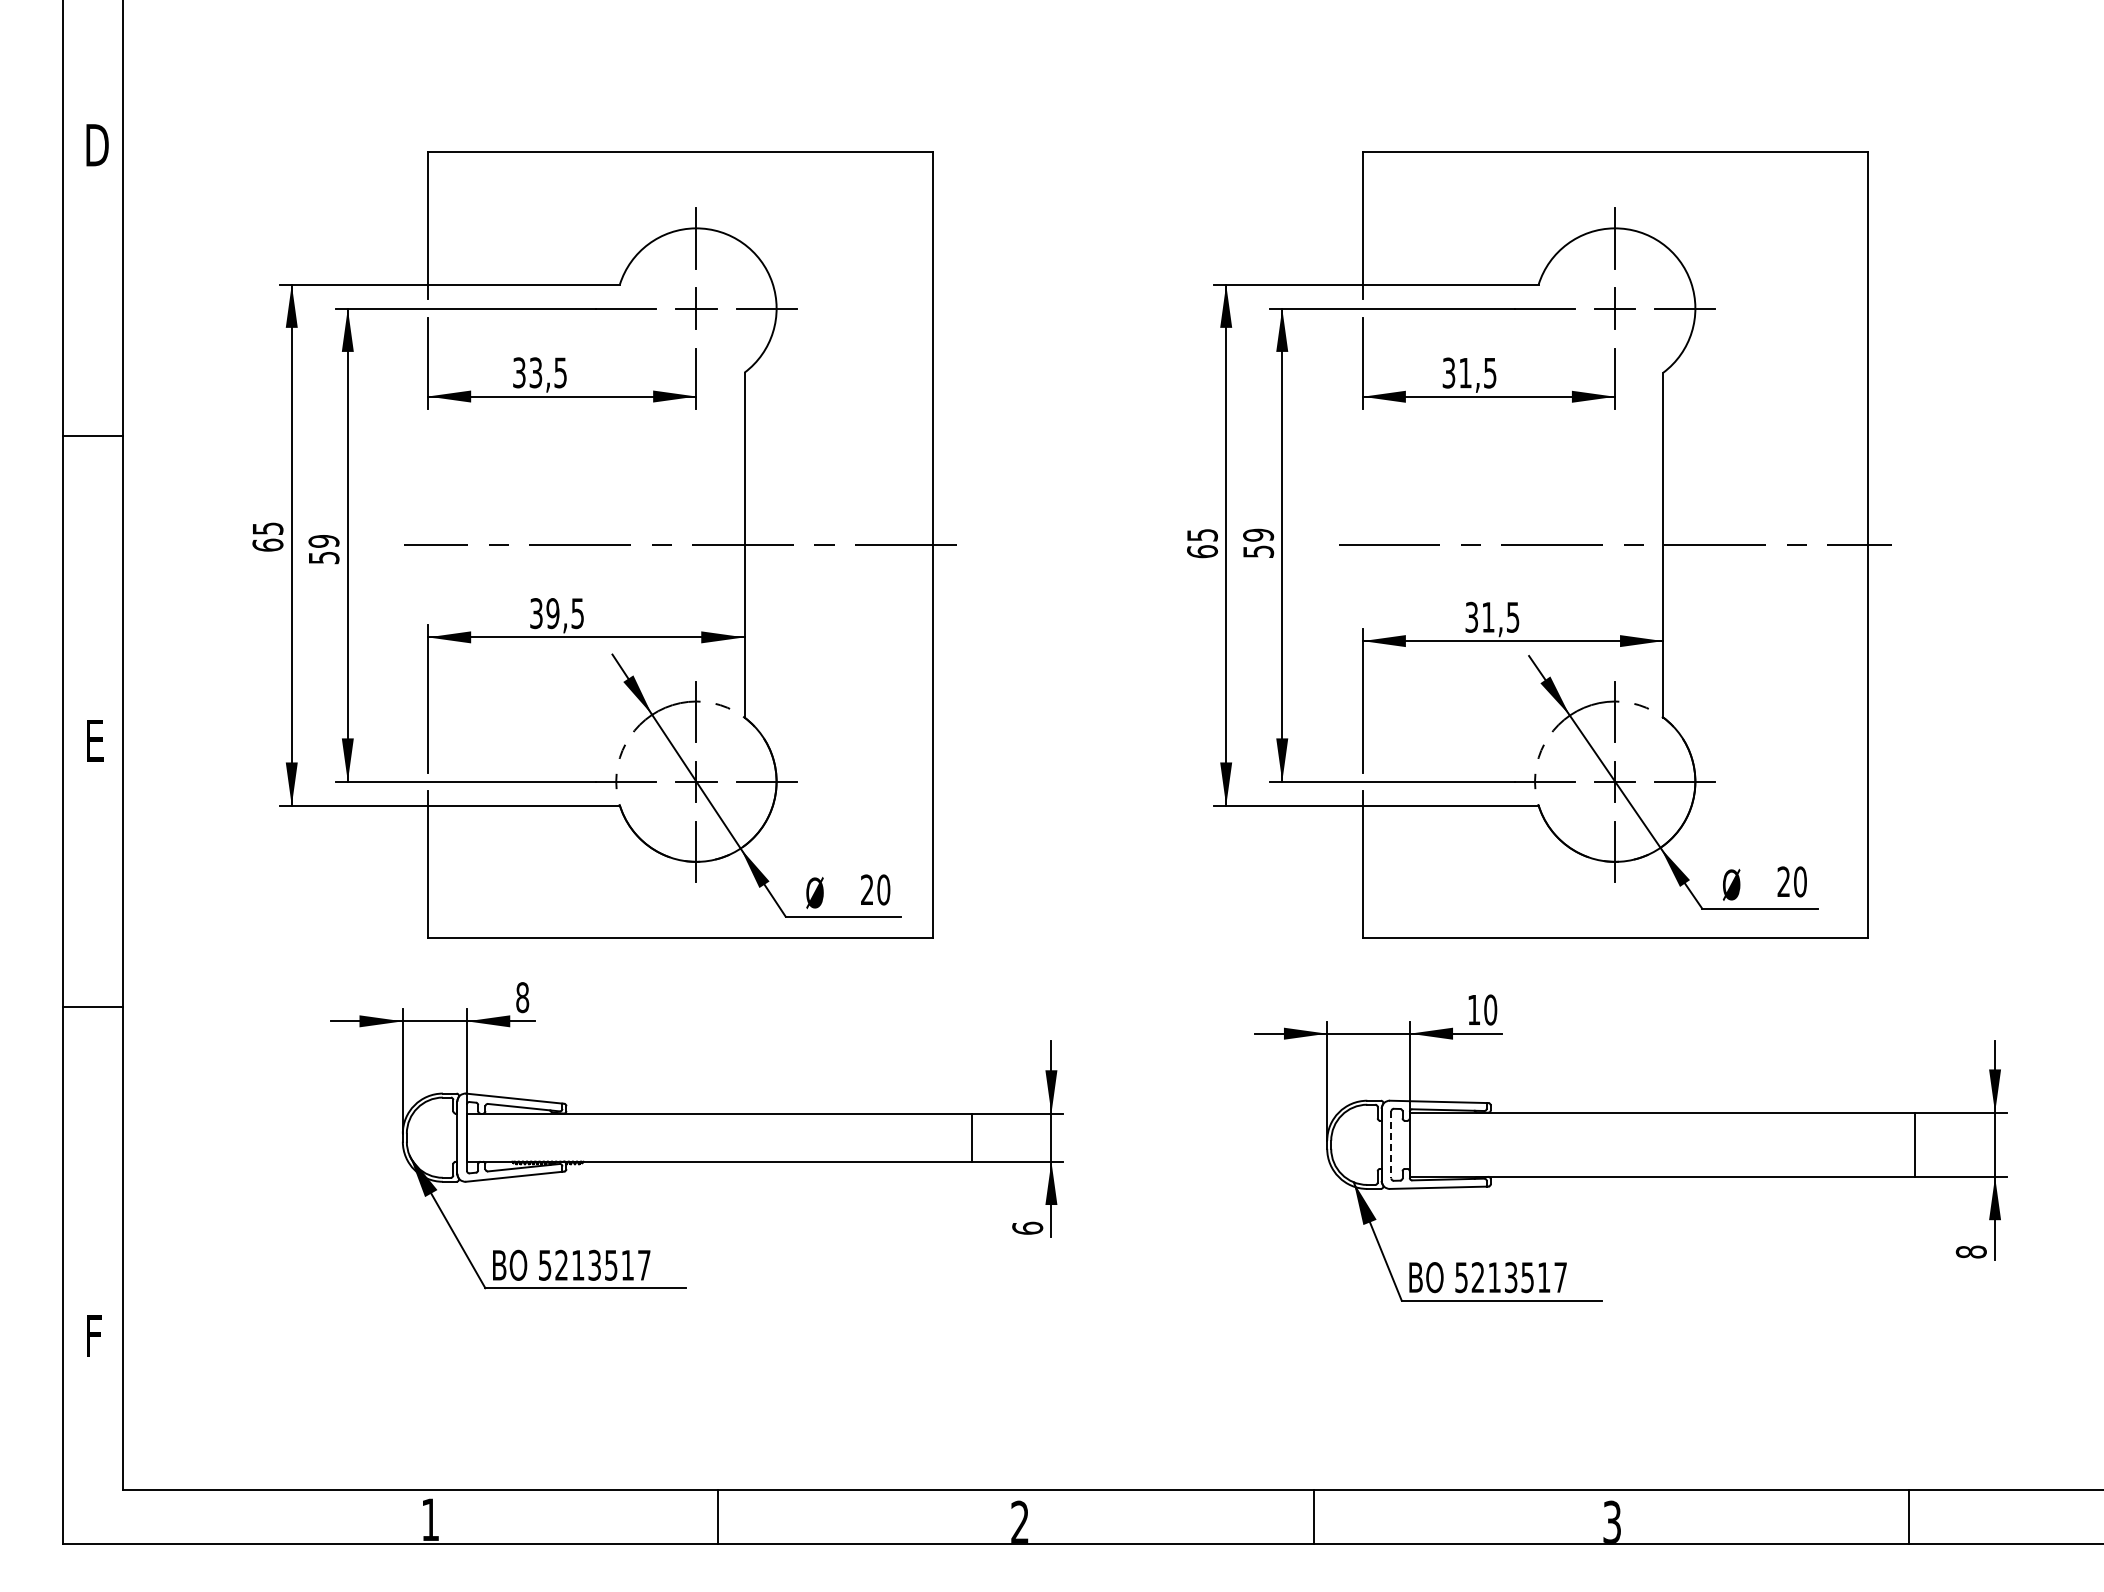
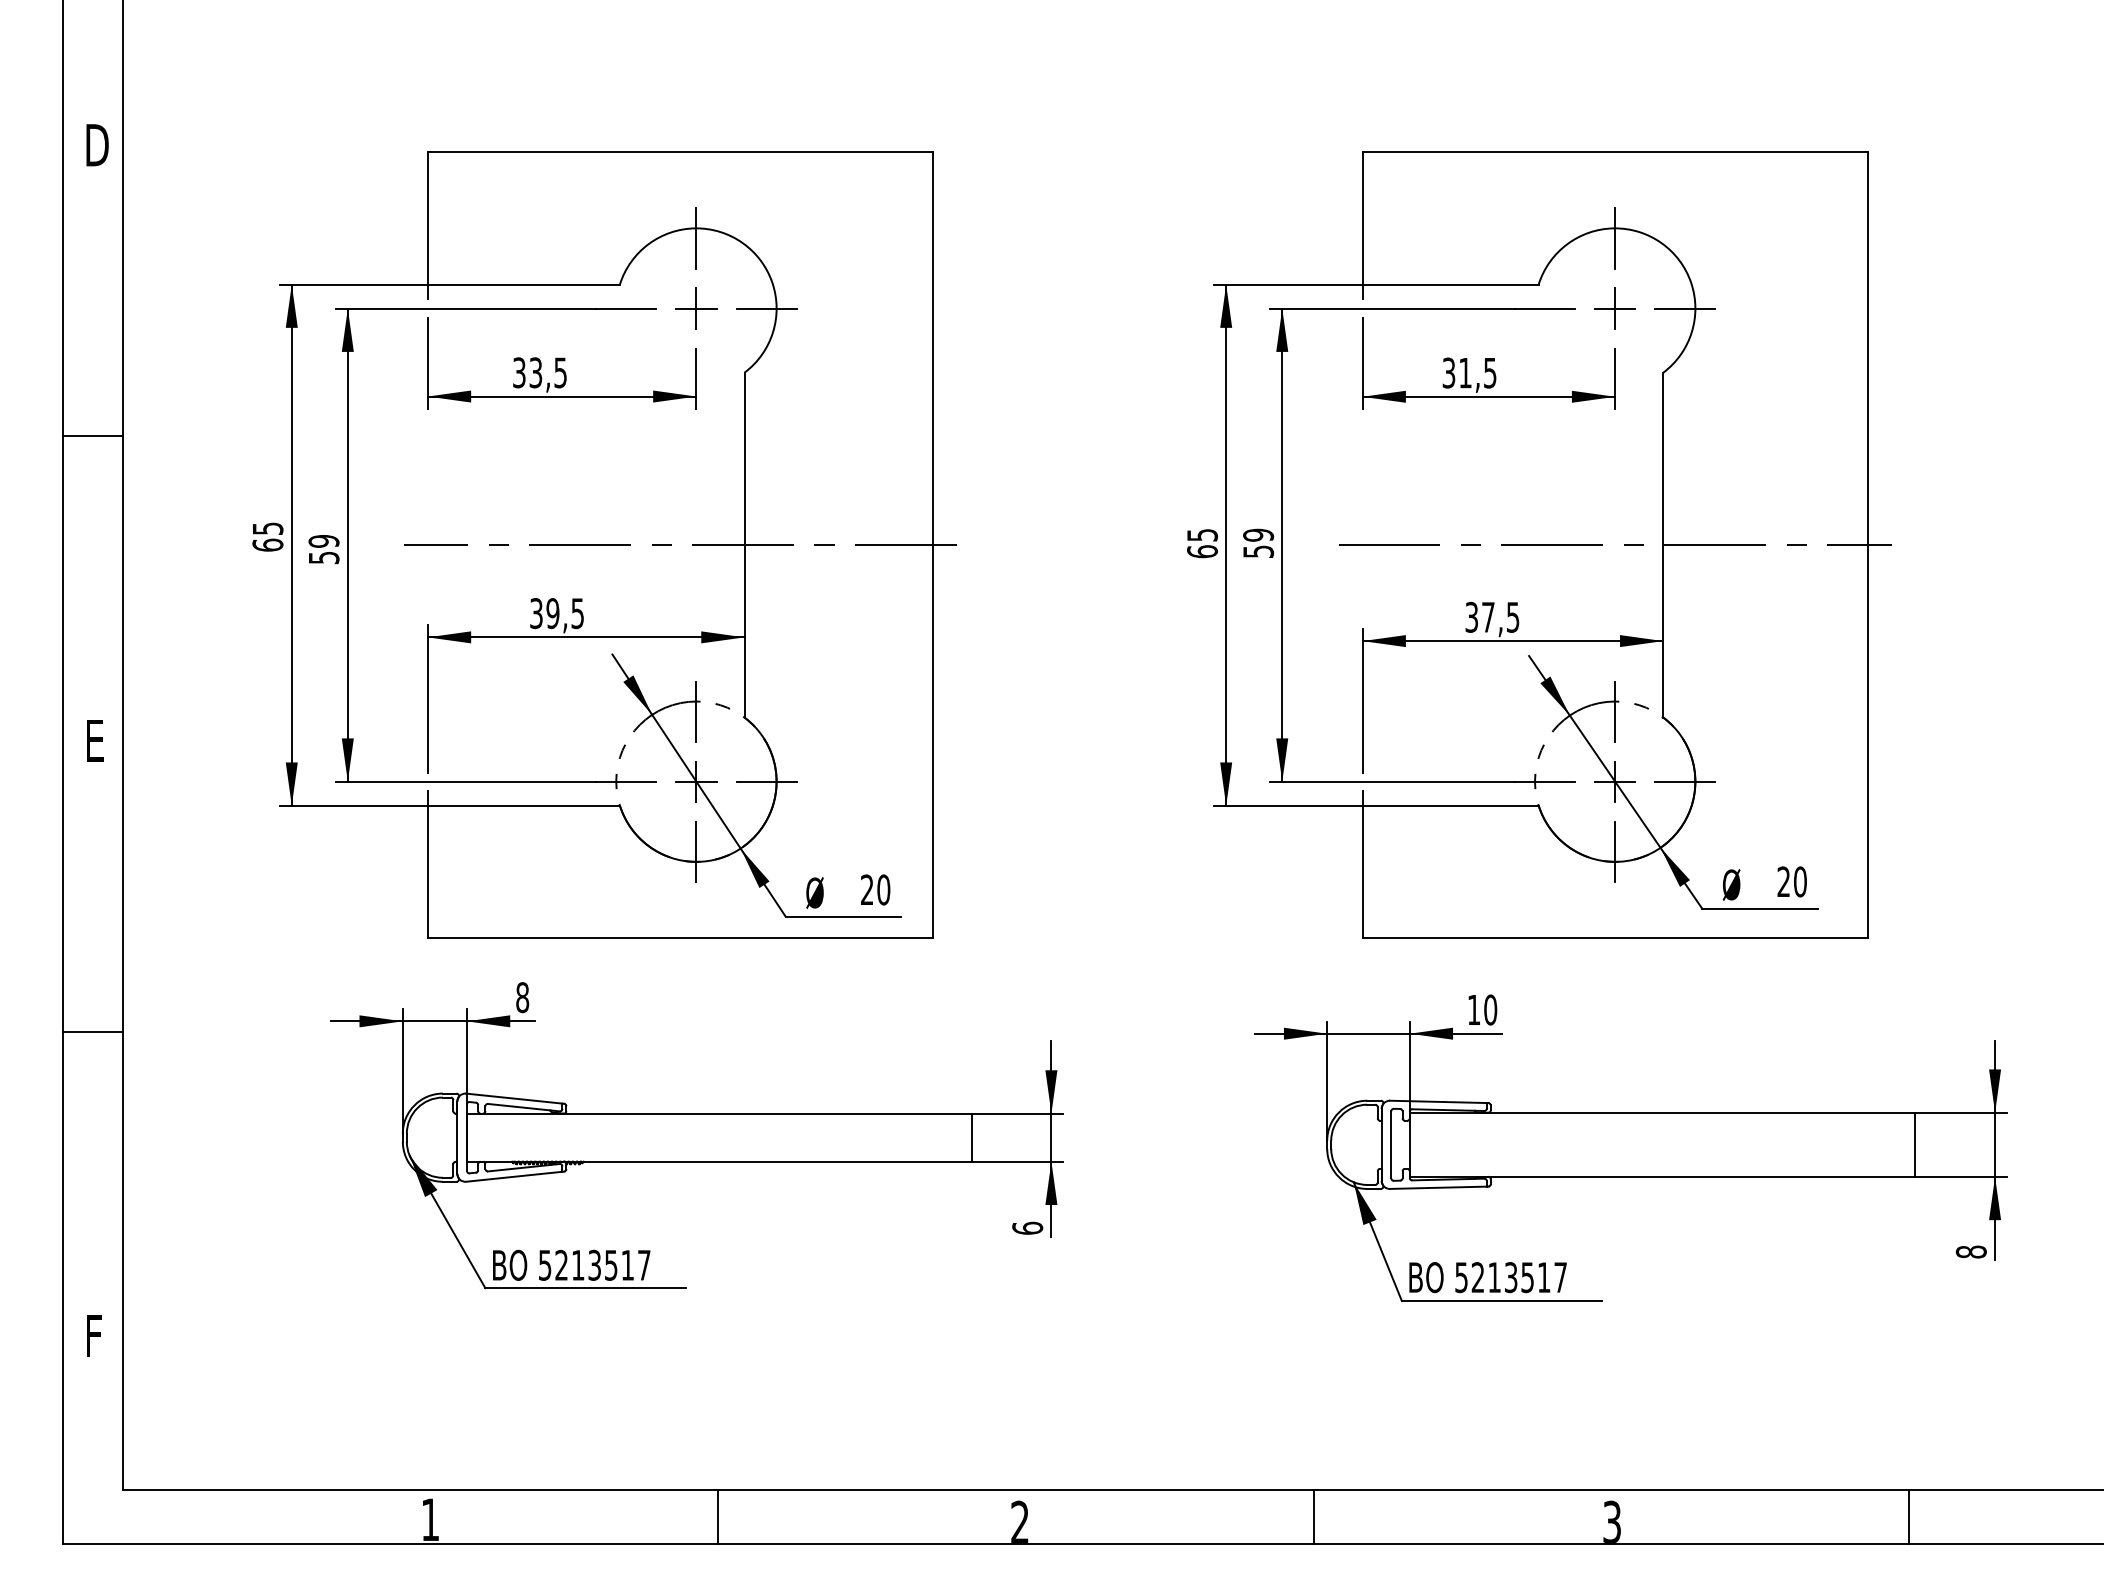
text: 31,5 -> 37,5 (1488, 617)
line position: (92, 1006) -> (92, 1031) (92, 1031)
line: dashed -> solid (1391, 1144)
